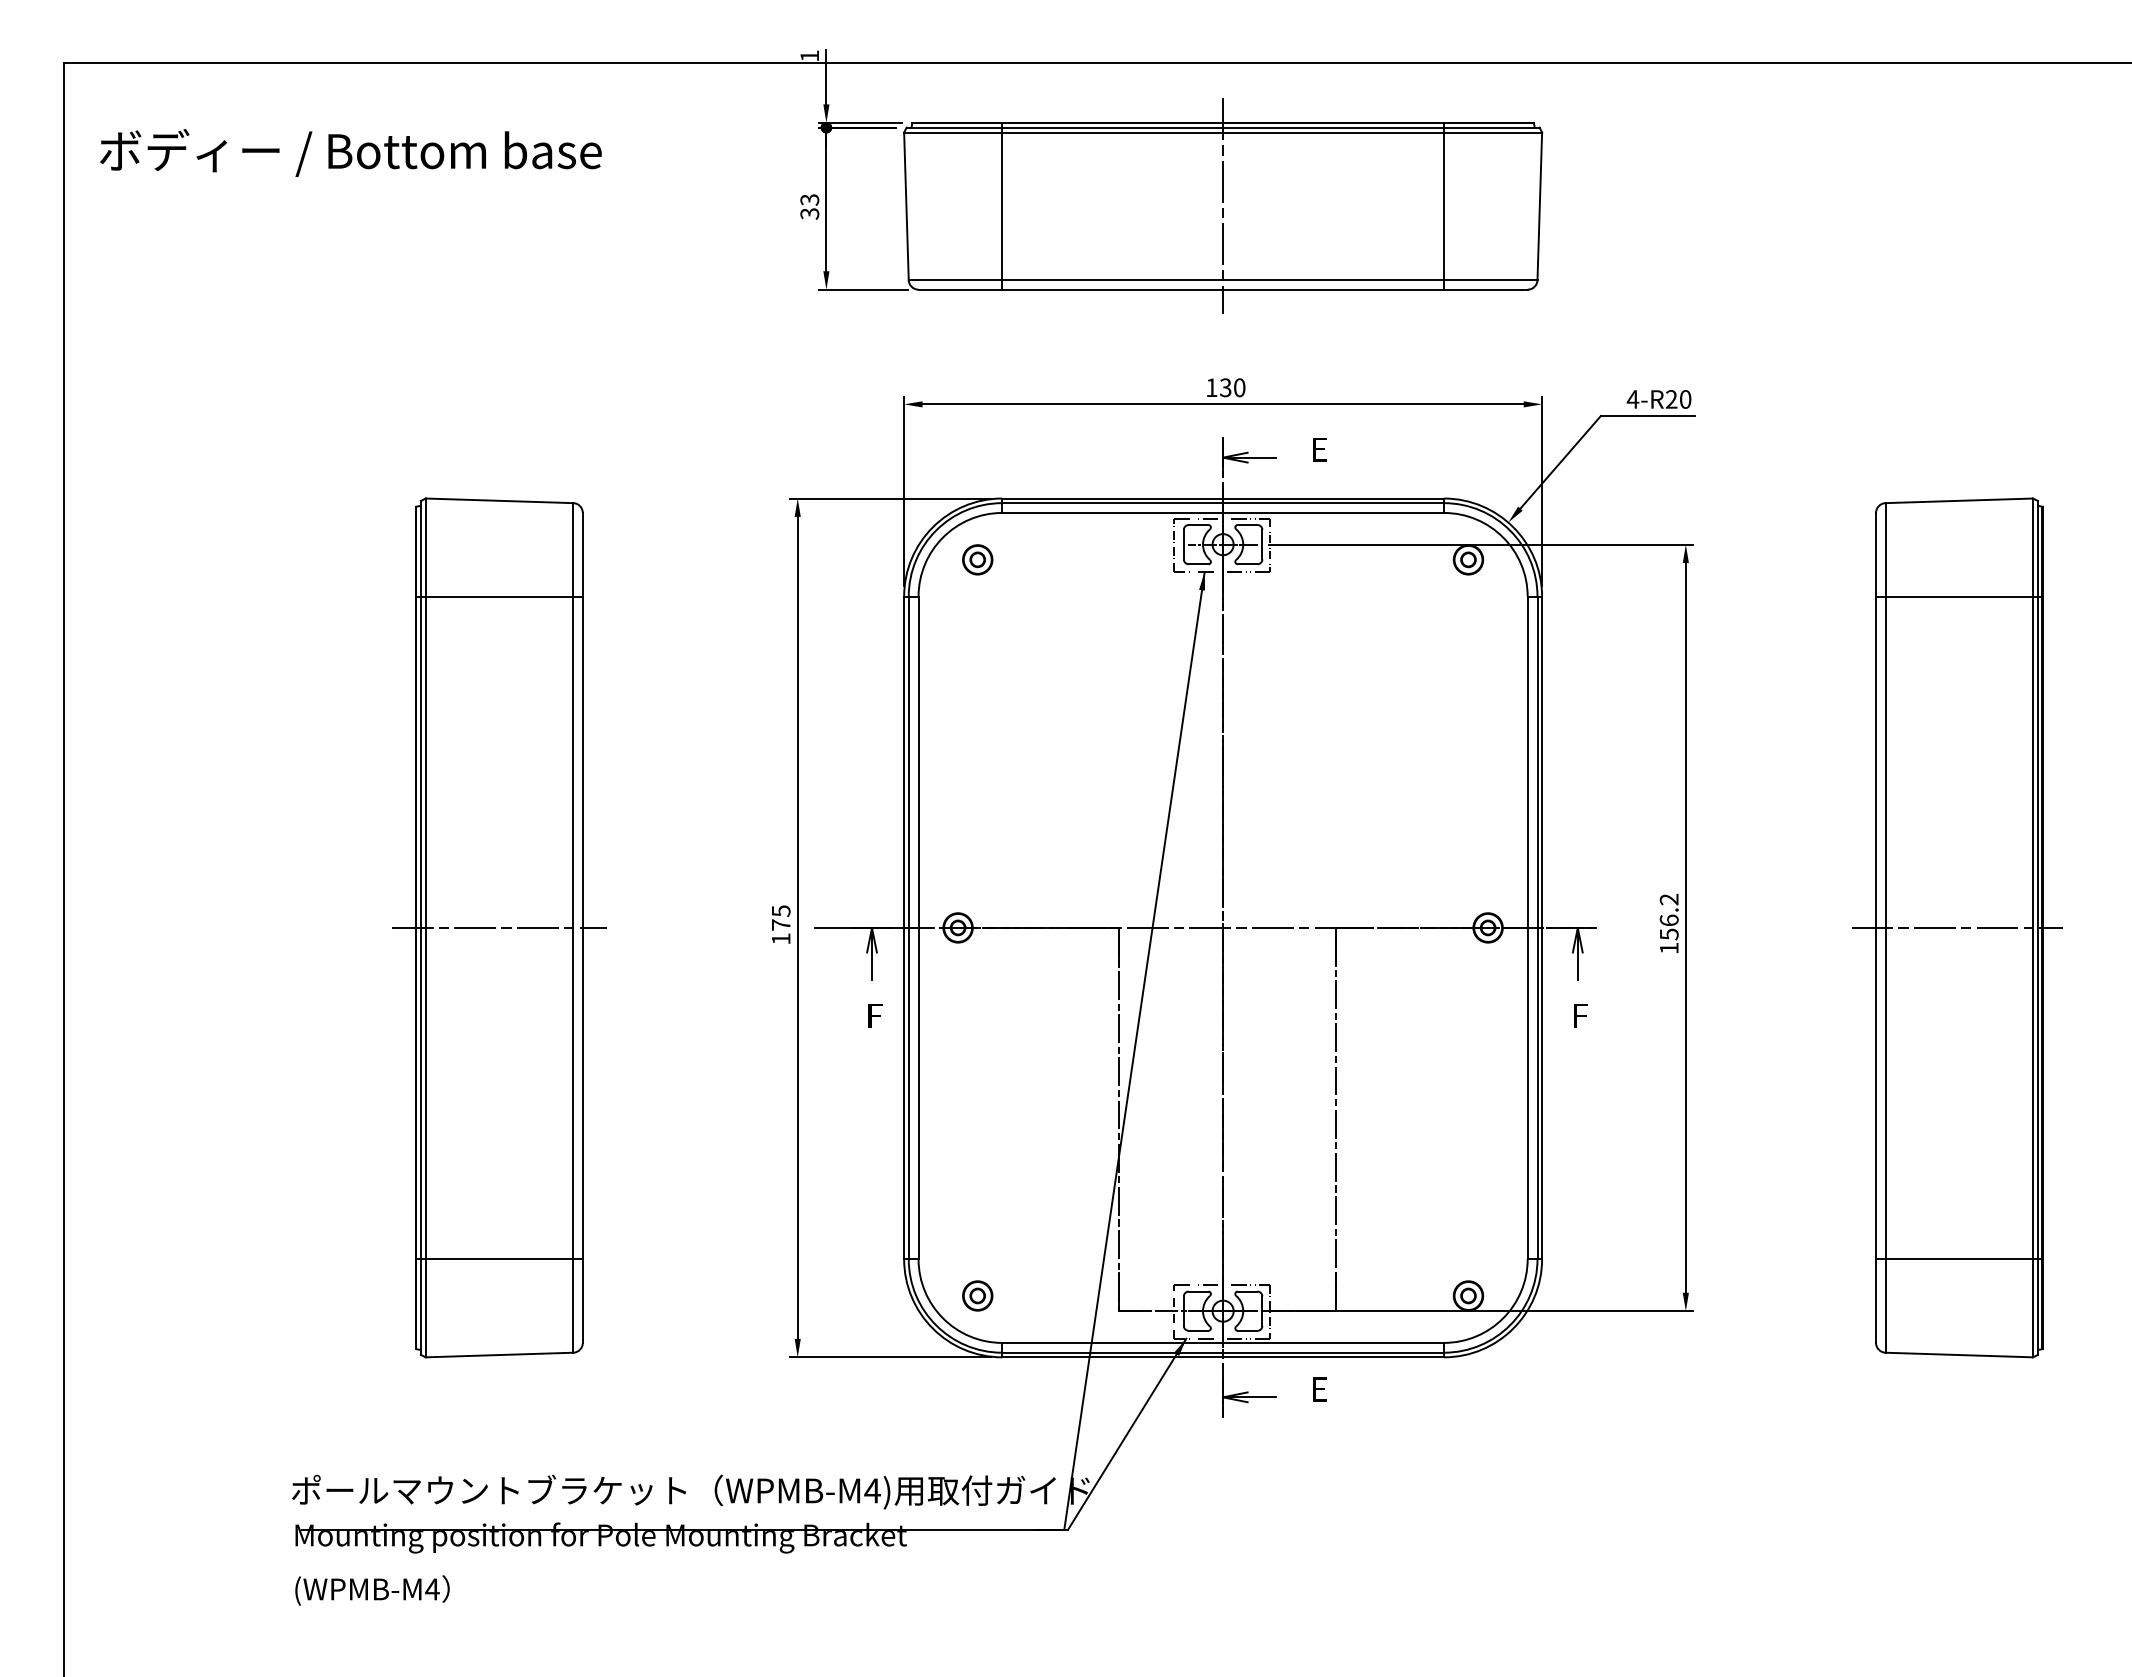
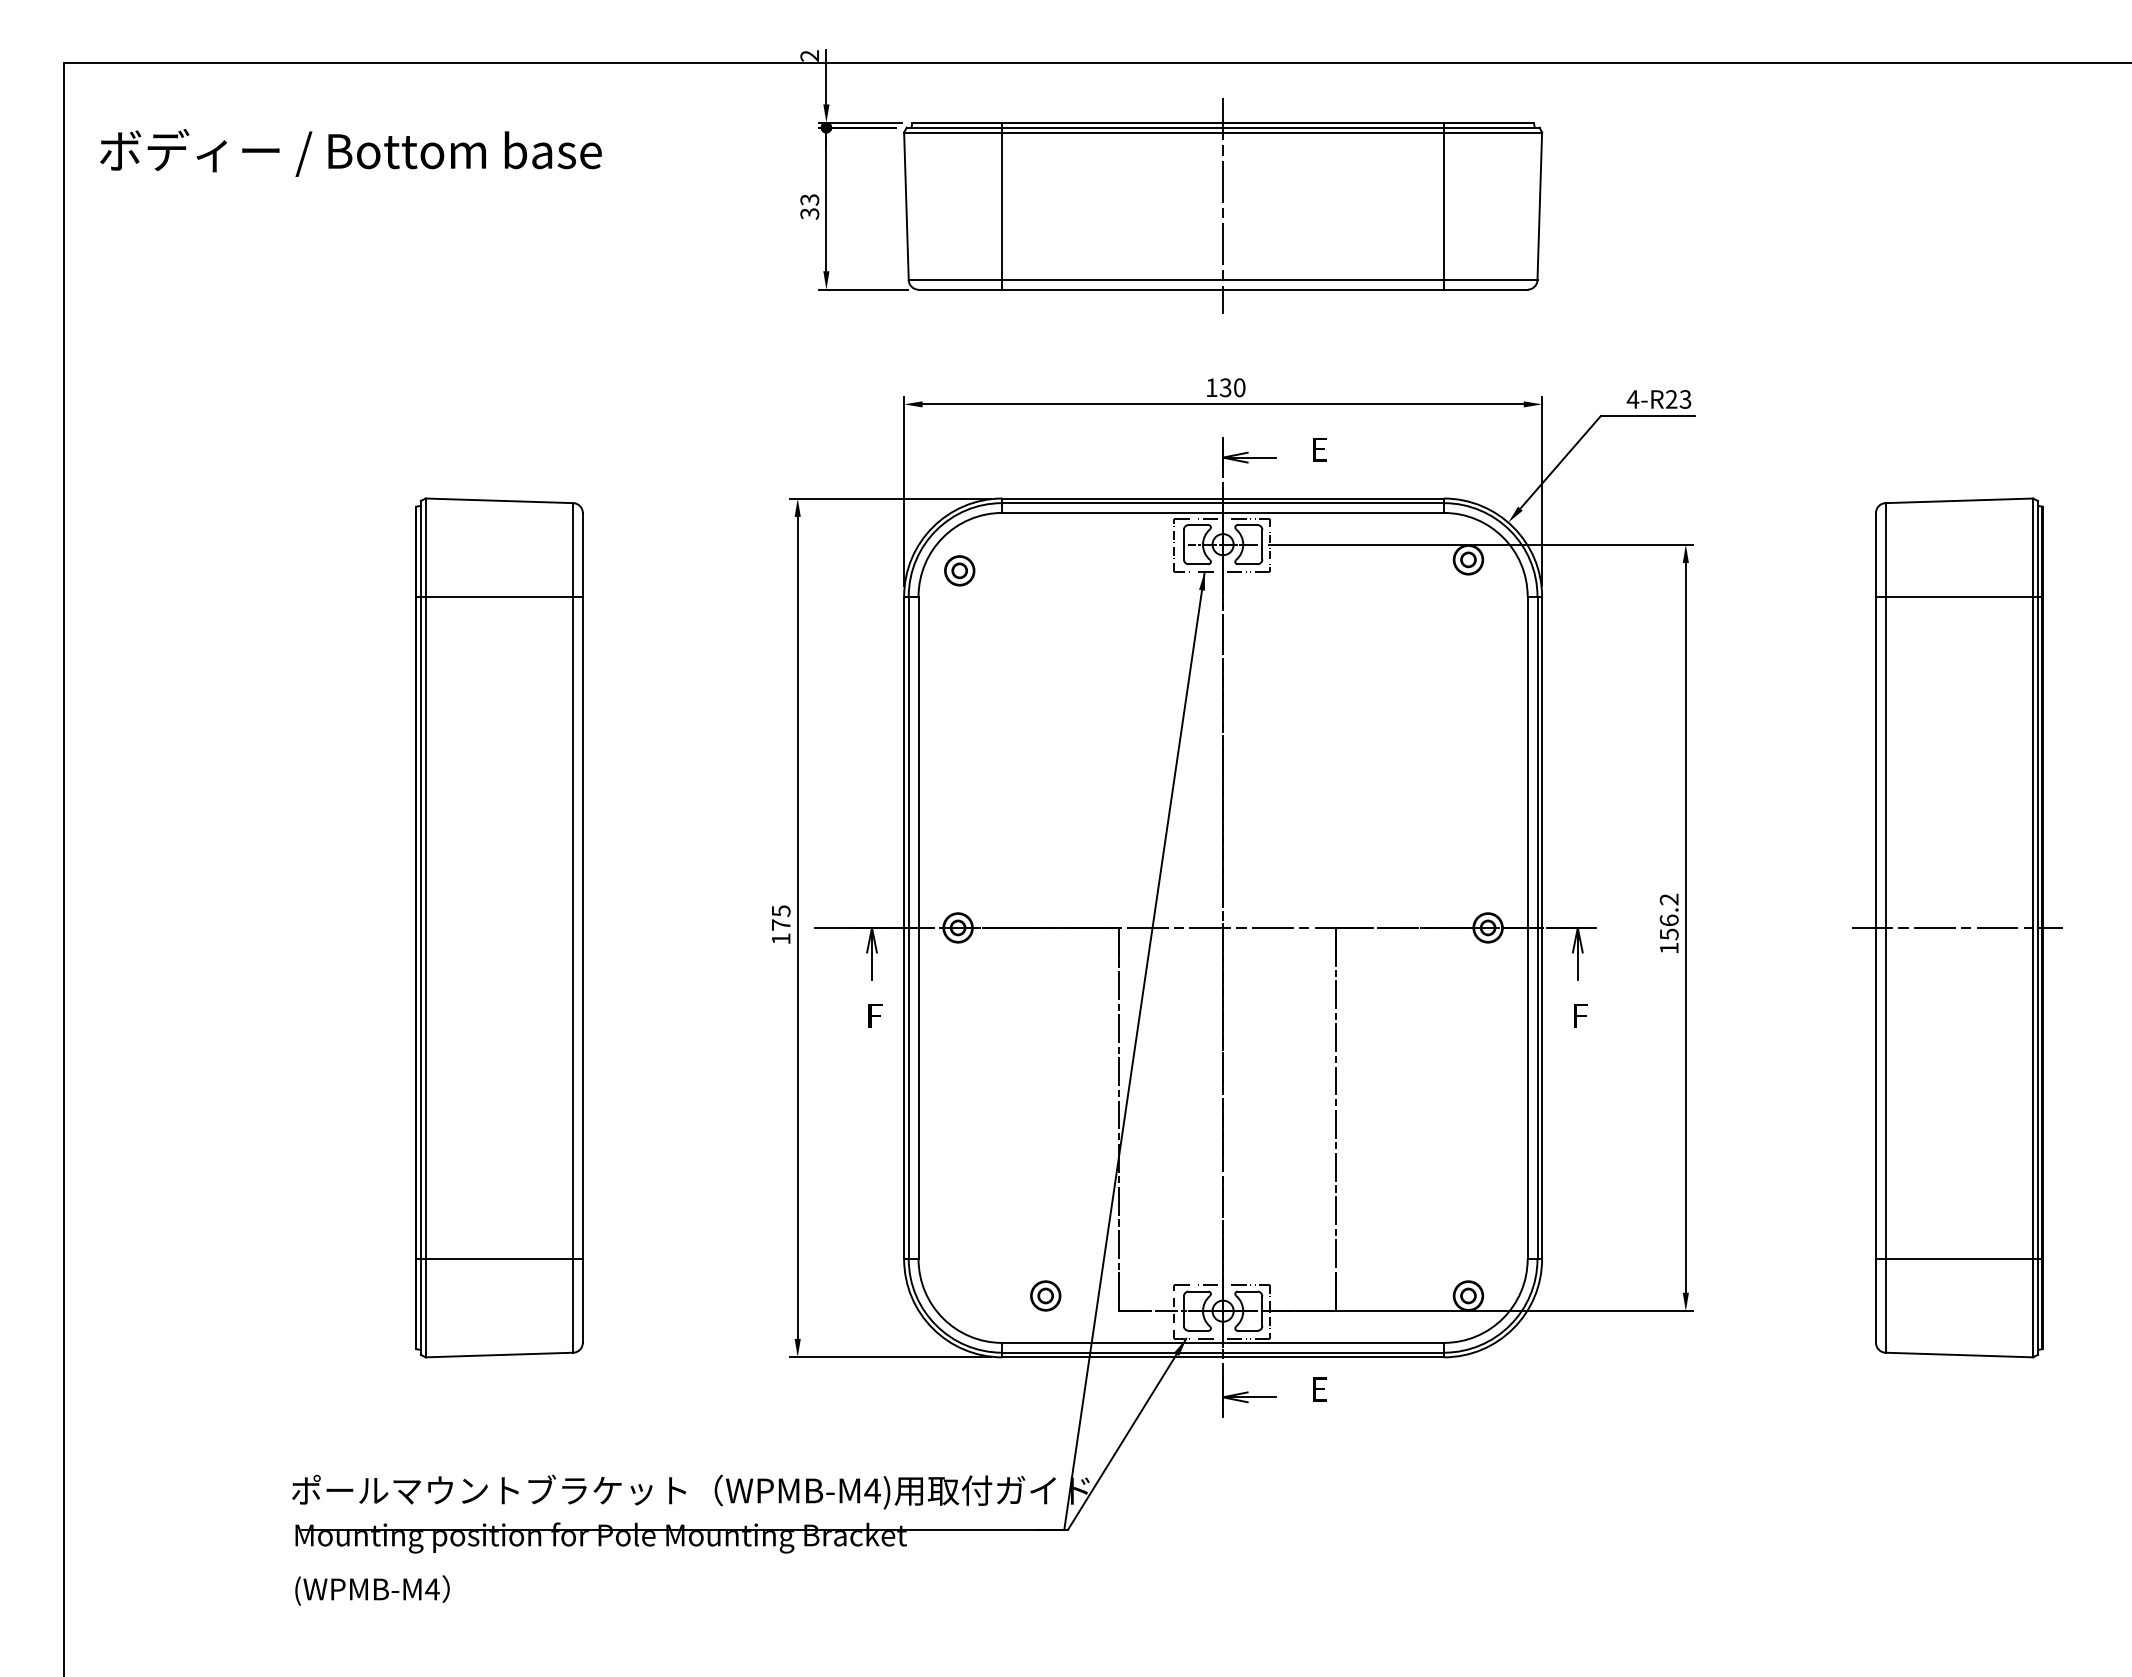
text: 1 -> 2 (809, 55)
text: 4-R20 -> 4-R23 (1685, 399)
part position: (977, 559) -> (959, 570) (959, 570)
line: present -> none (499, 927)
part position: (977, 1295) -> (1045, 1295) (1045, 1295)
